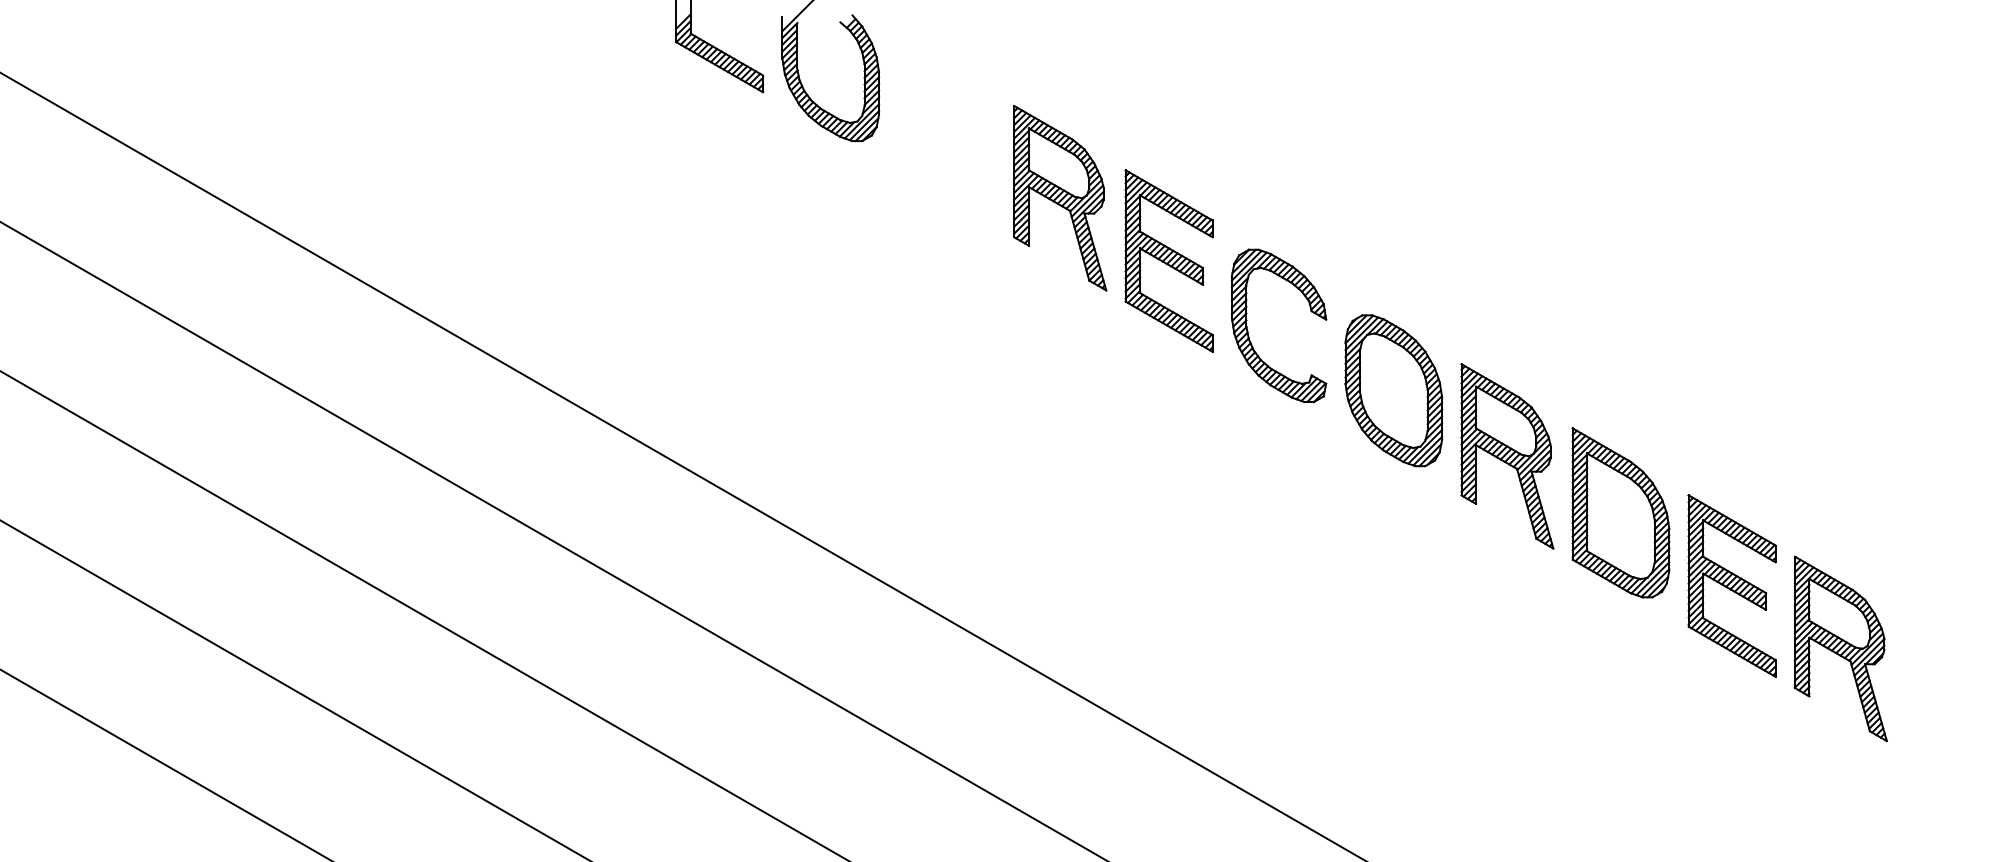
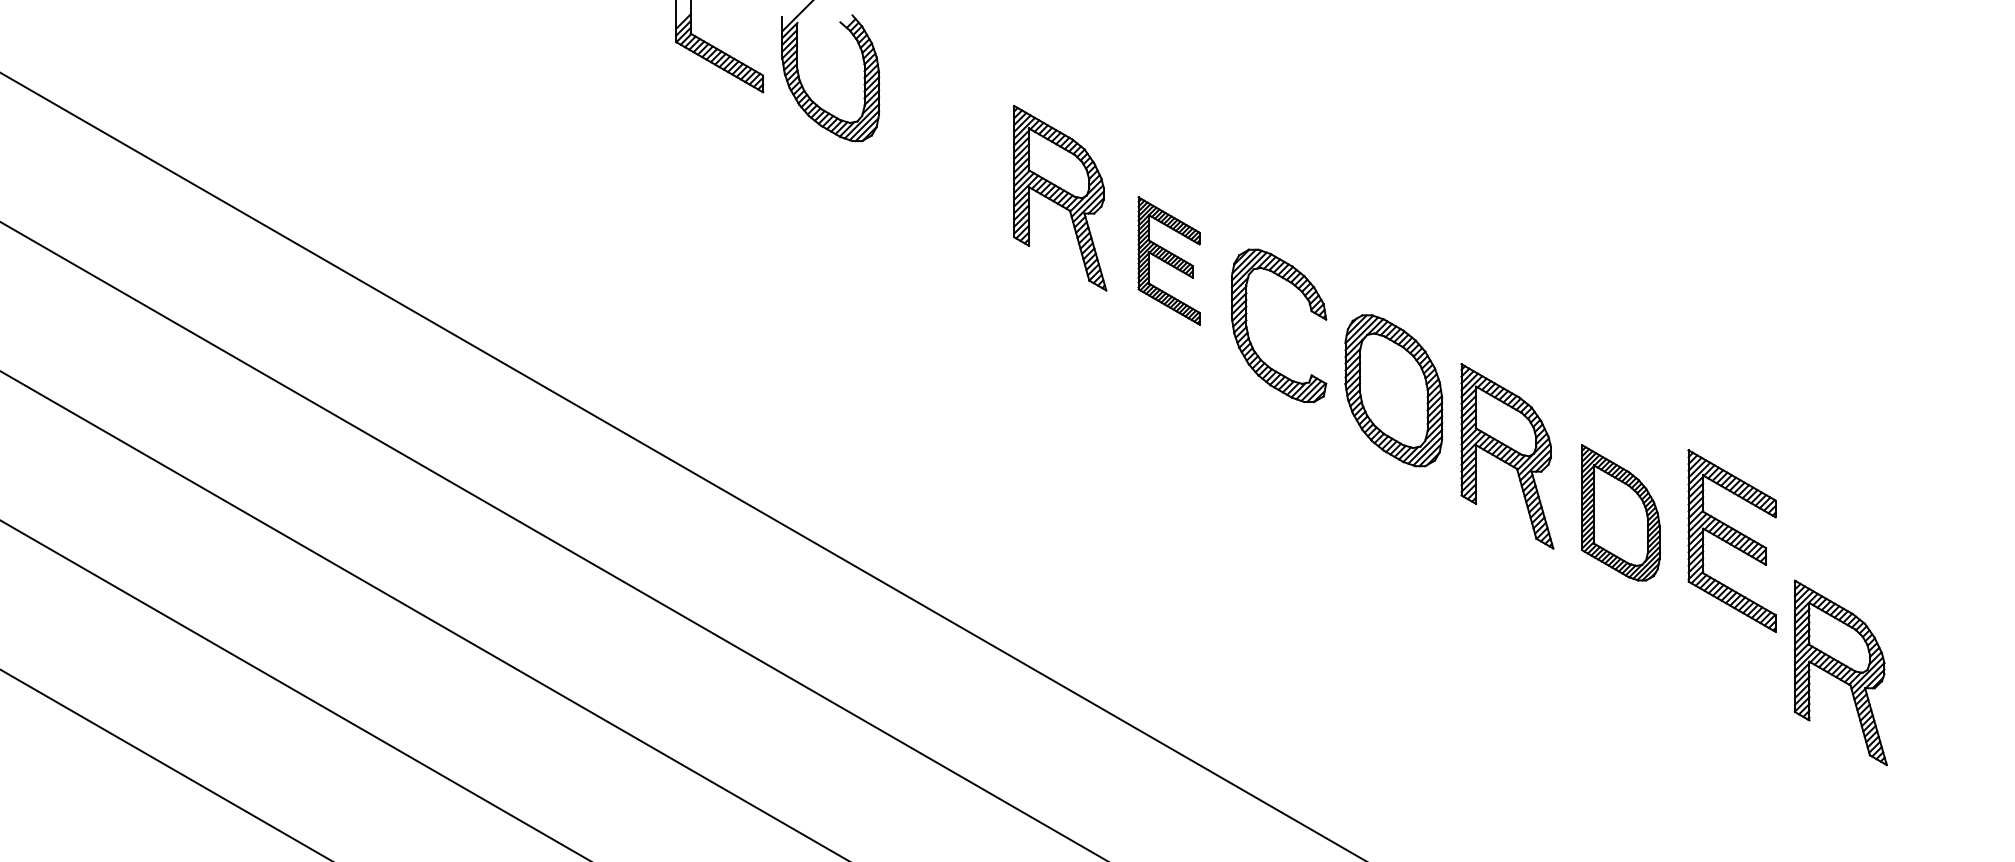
part size: 90x184 px -> 64x130 px (1168, 260)
part size: 100x172 px -> 80x138 px (1620, 512)
part position: (1731, 585) -> (1731, 540) (1731, 540)
part position: (1840, 648) -> (1840, 672) (1840, 672)
